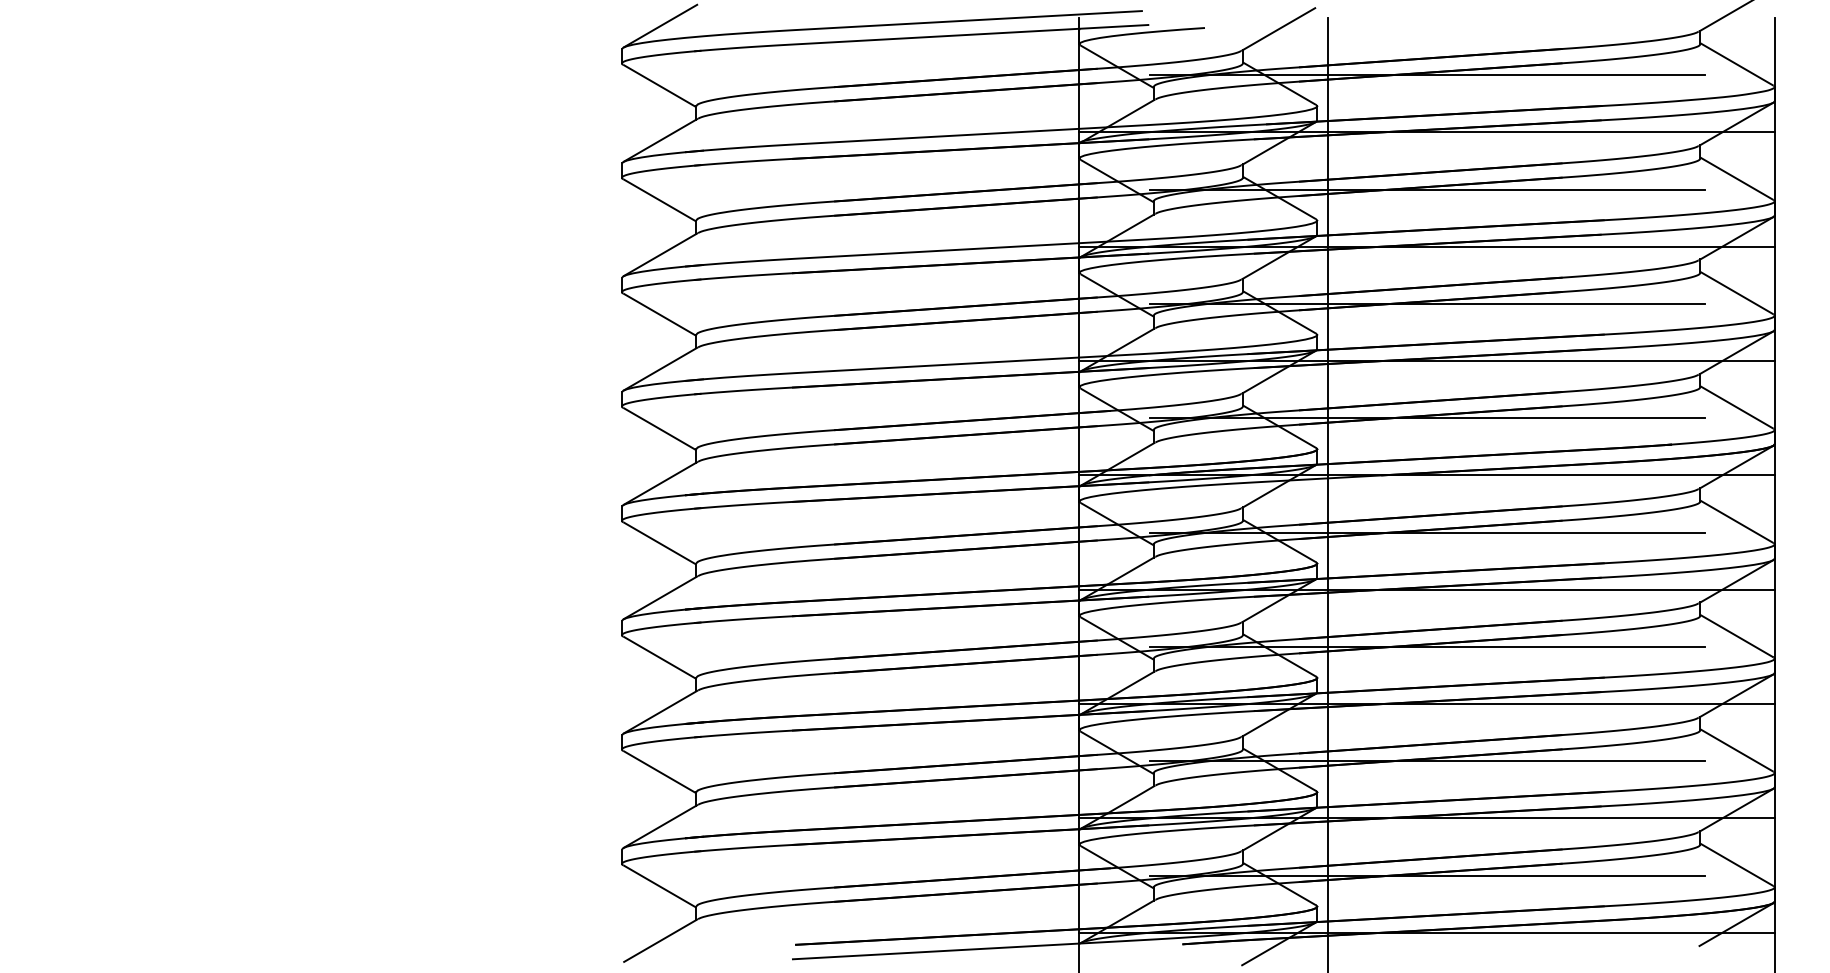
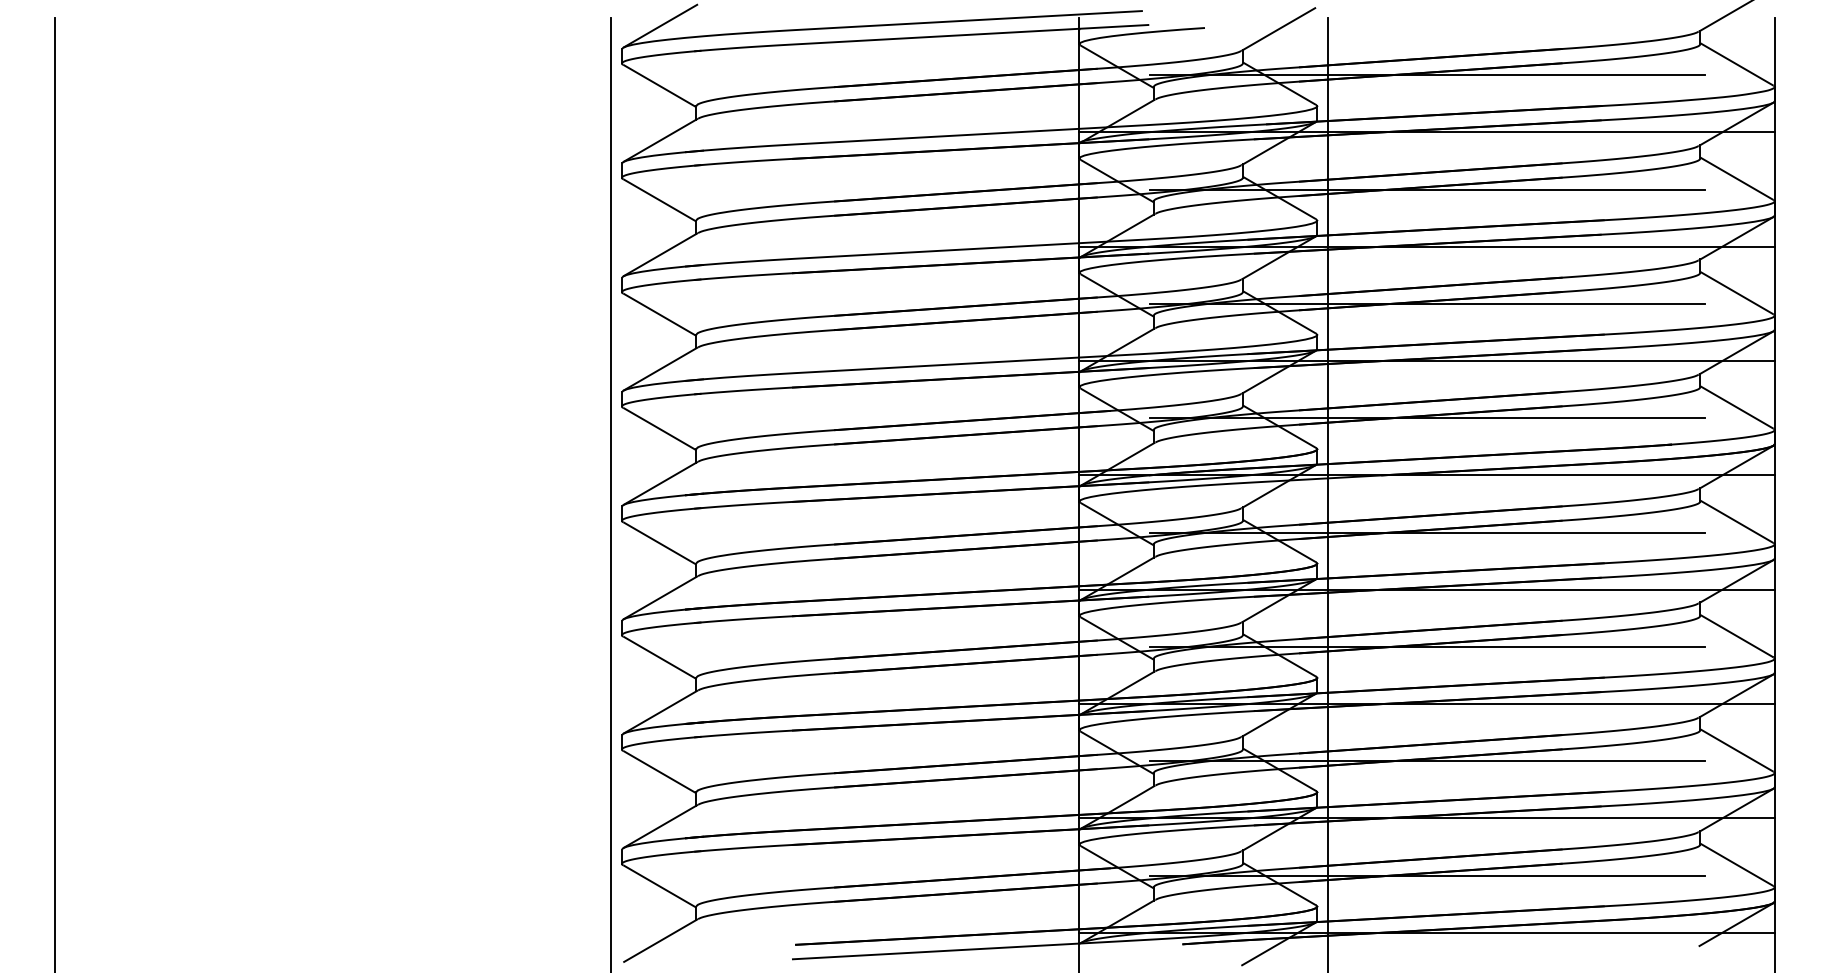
line: none -> present (54, 493)
line: none -> present (611, 493)
